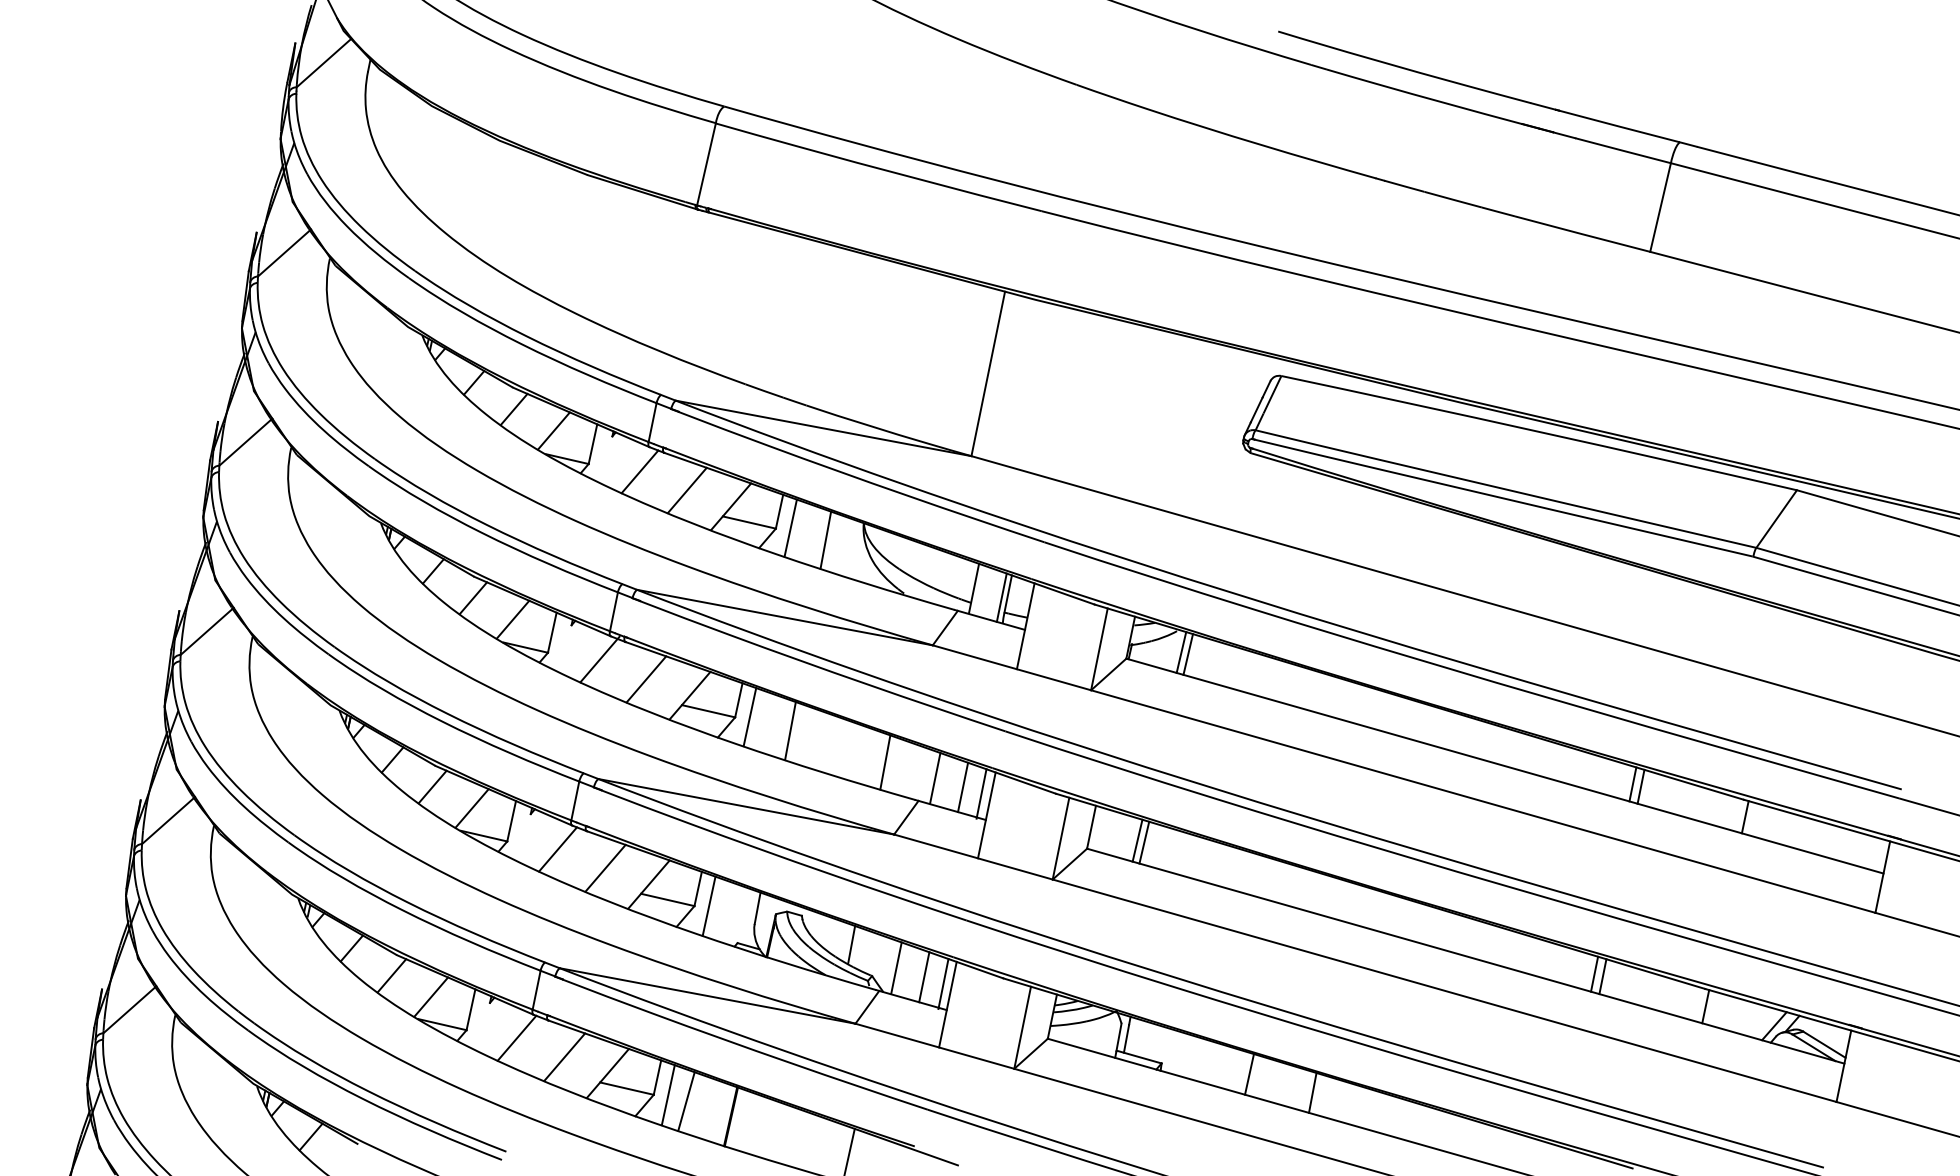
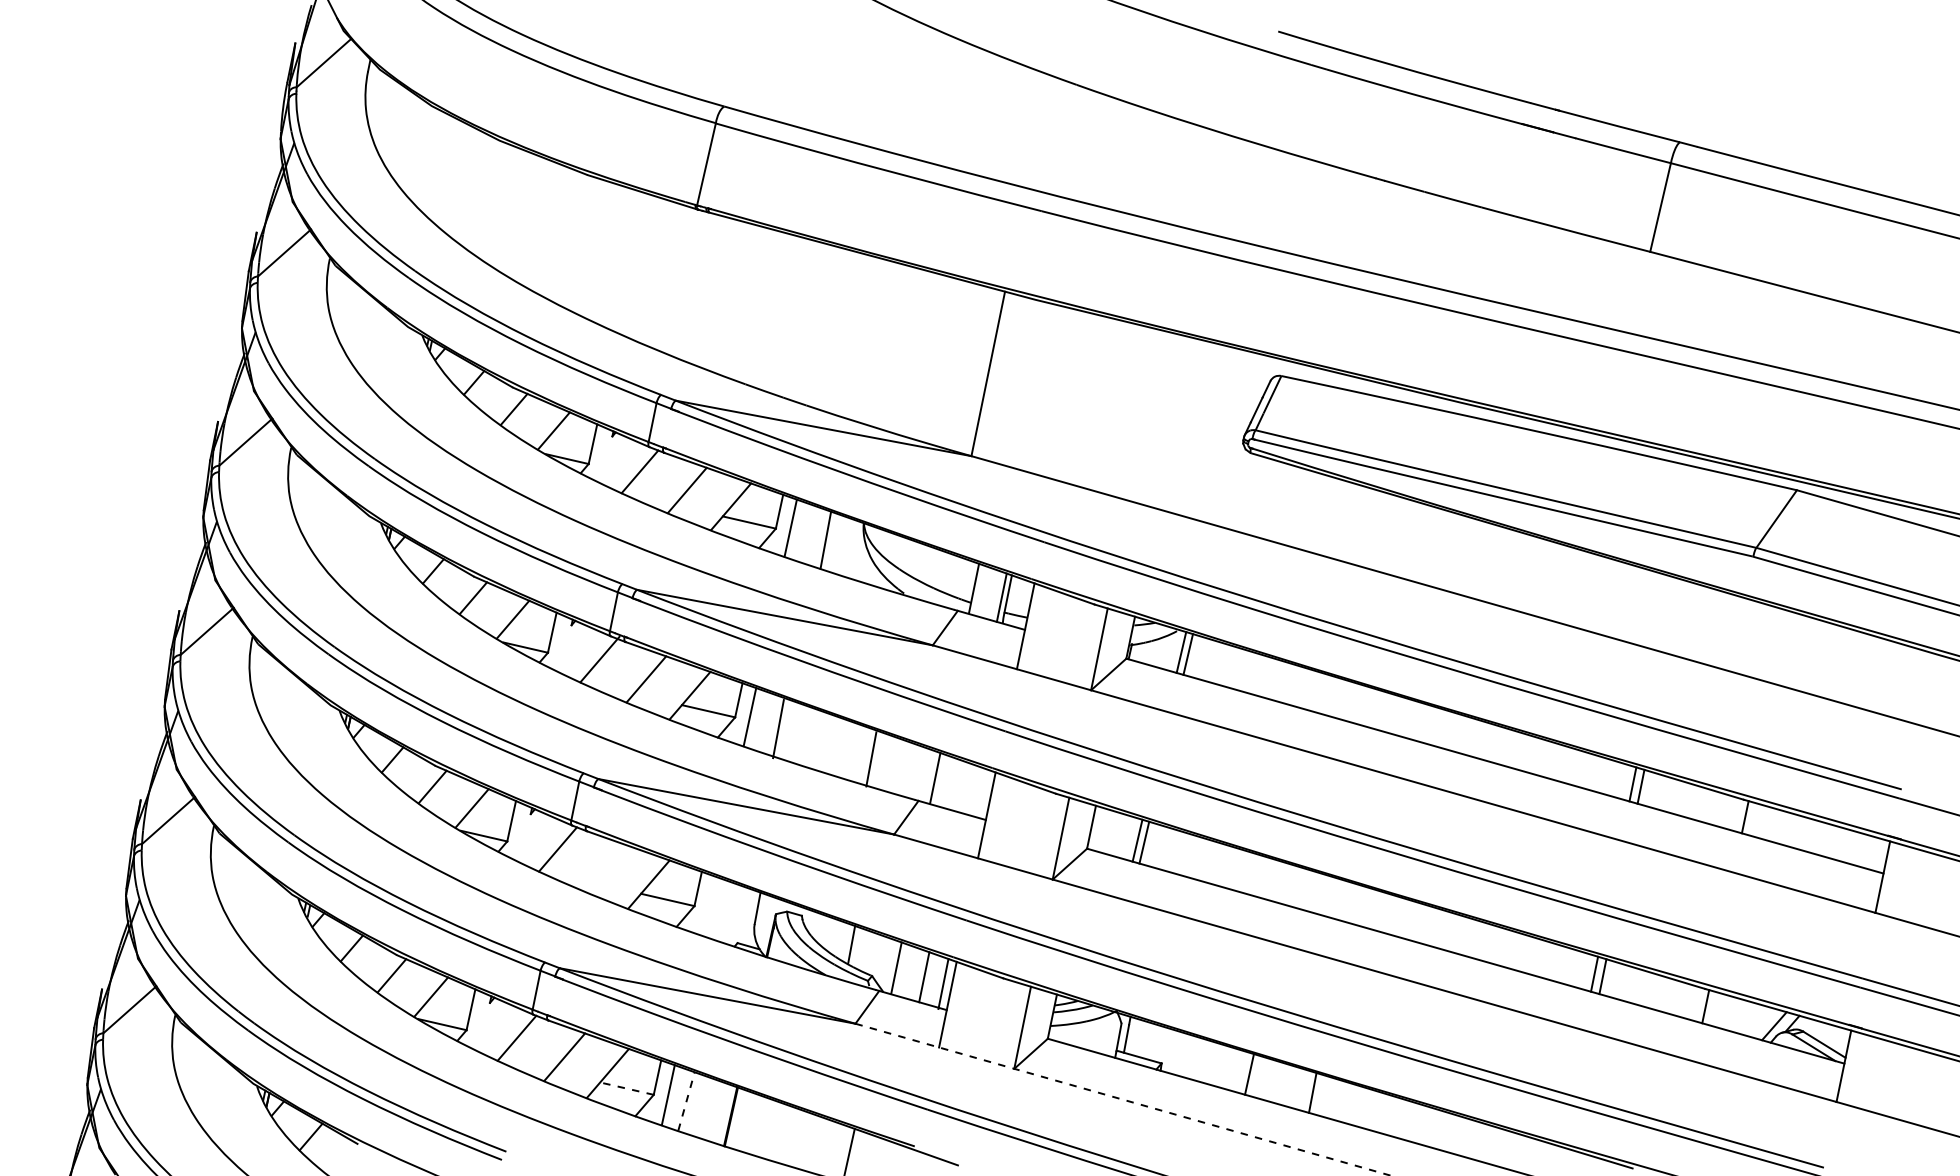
line position: (790, 731) -> (778, 729) (778, 729)
line position: (885, 762) -> (871, 759) (871, 759)
line: present -> none (963, 787)
line: present -> none (981, 793)
line: present -> none (605, 867)
line: present -> none (708, 905)
line: solid -> dashed (626, 1088)
line: solid -> dashed (1123, 1099)
line: solid -> dashed (686, 1101)
